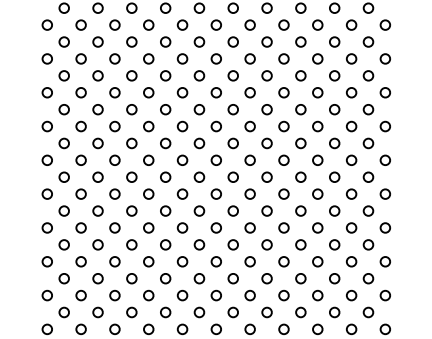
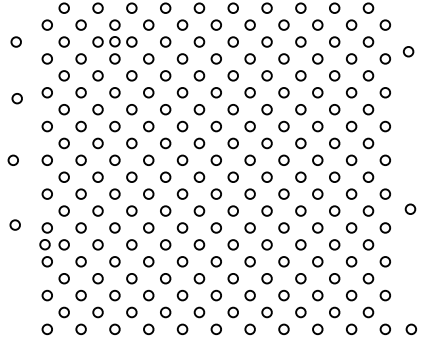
circle: none -> present (15, 41)
circle: none -> present (114, 41)
circle: none -> present (408, 51)
circle: none -> present (16, 98)
circle: none -> present (12, 159)
circle: none -> present (410, 208)
circle: none -> present (14, 224)
circle: none -> present (44, 244)
circle: none -> present (410, 329)
